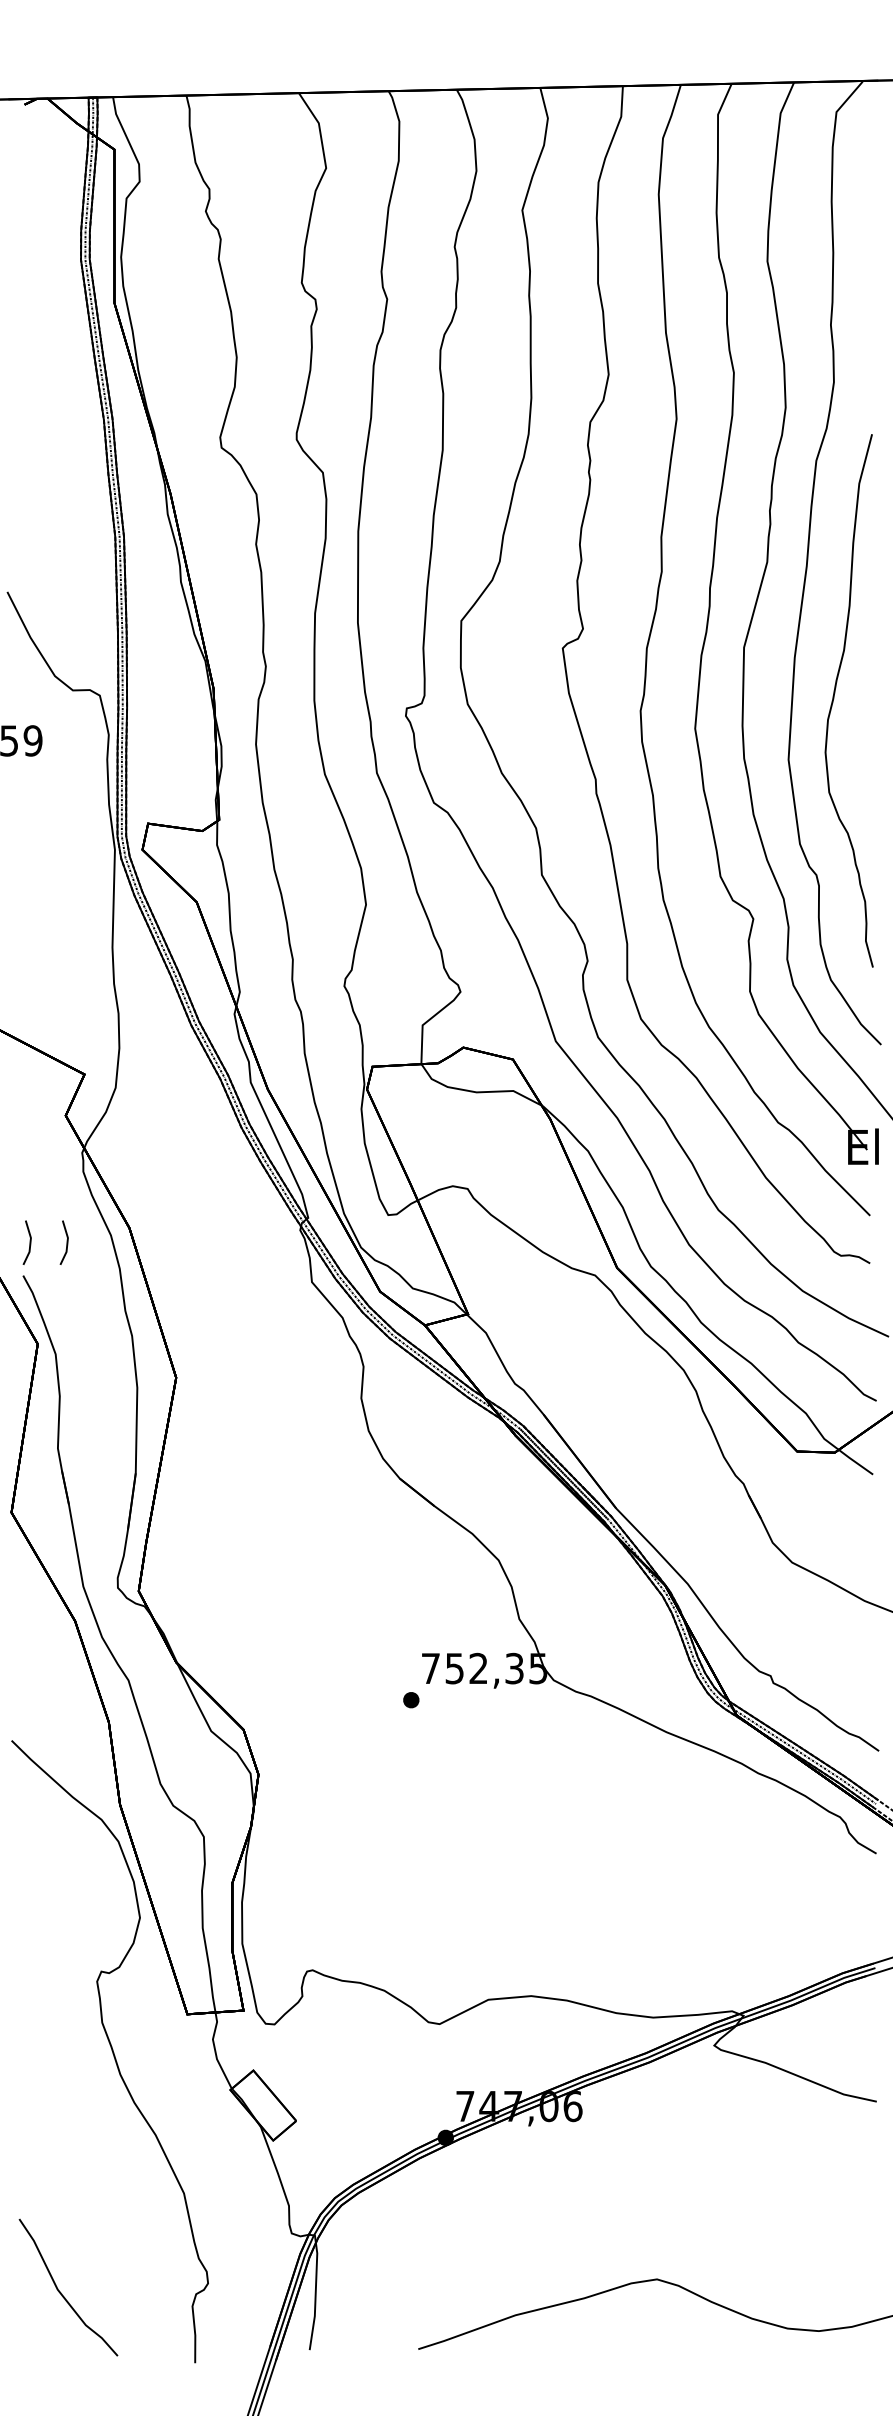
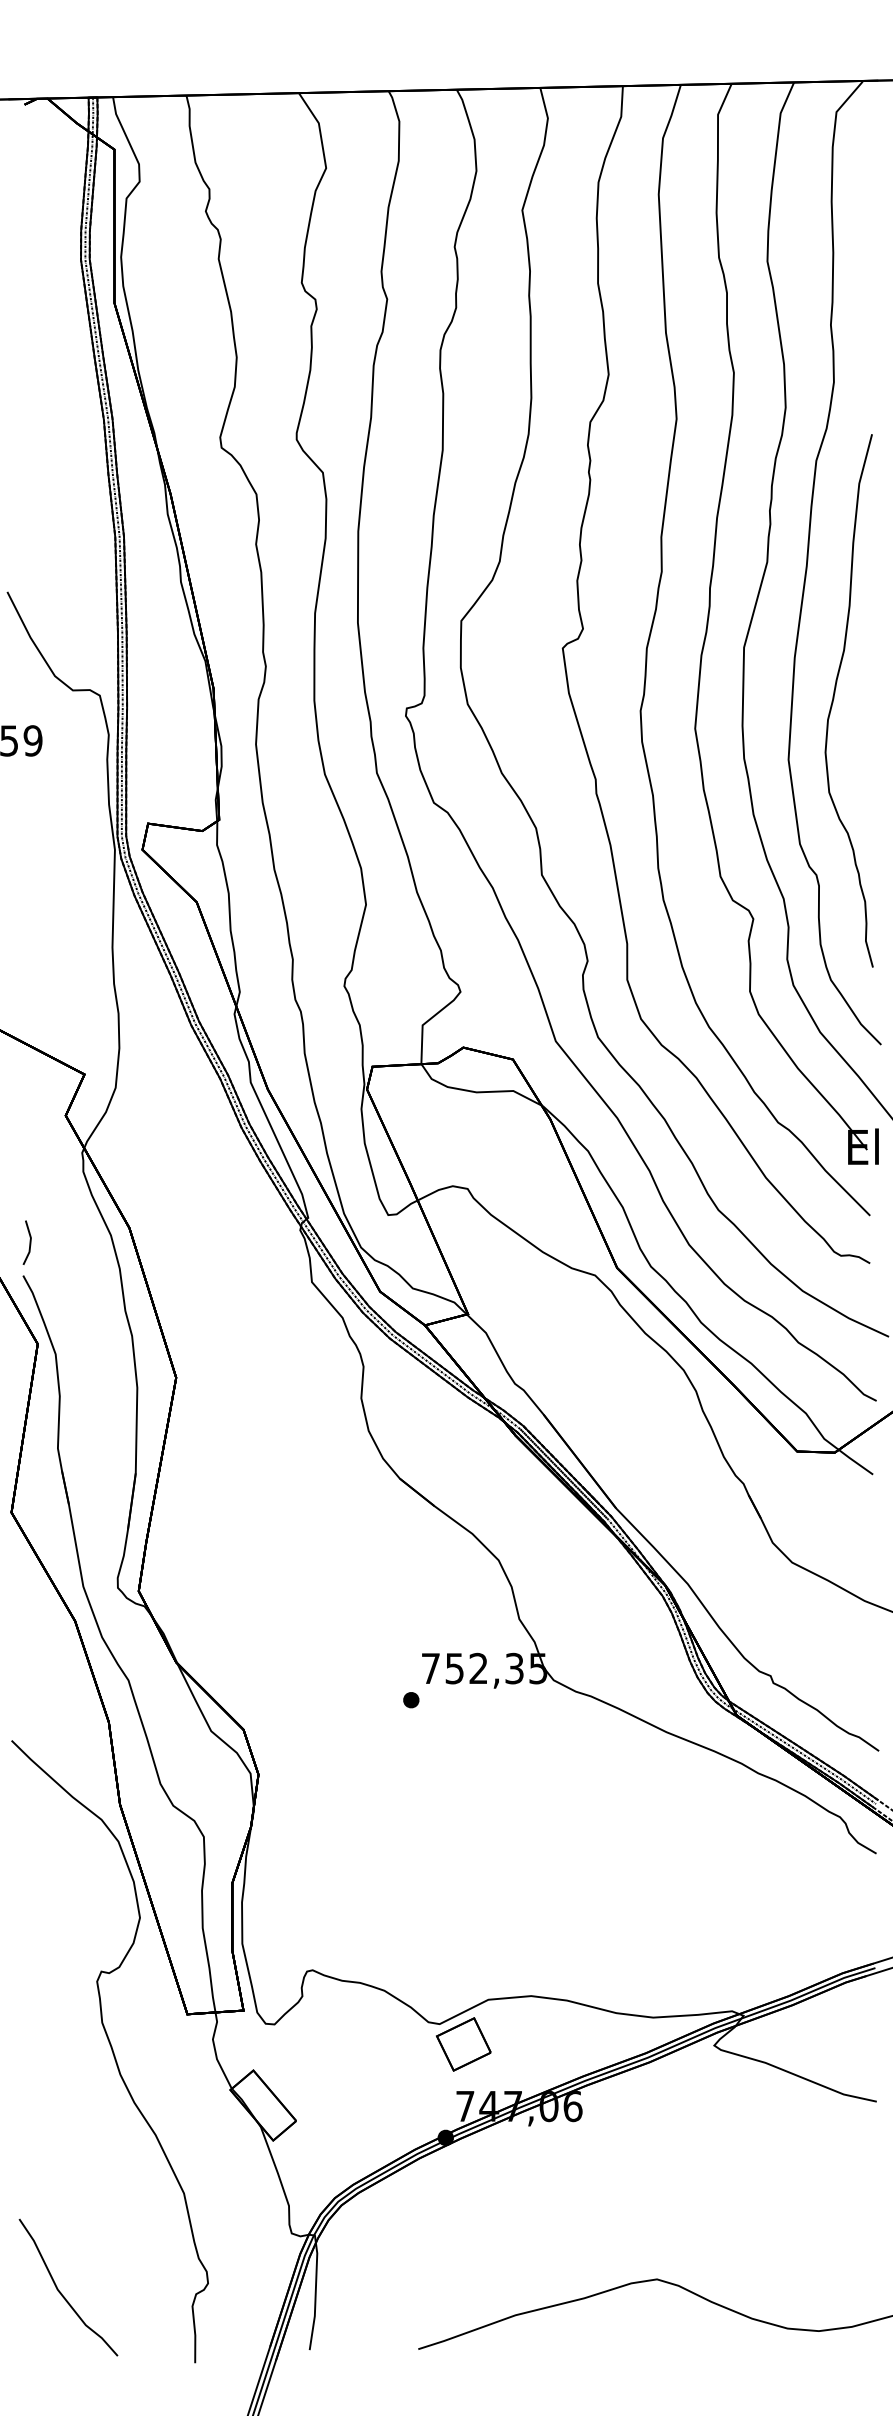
line: present -> none (66, 1242)
part: none -> present (463, 2044)
